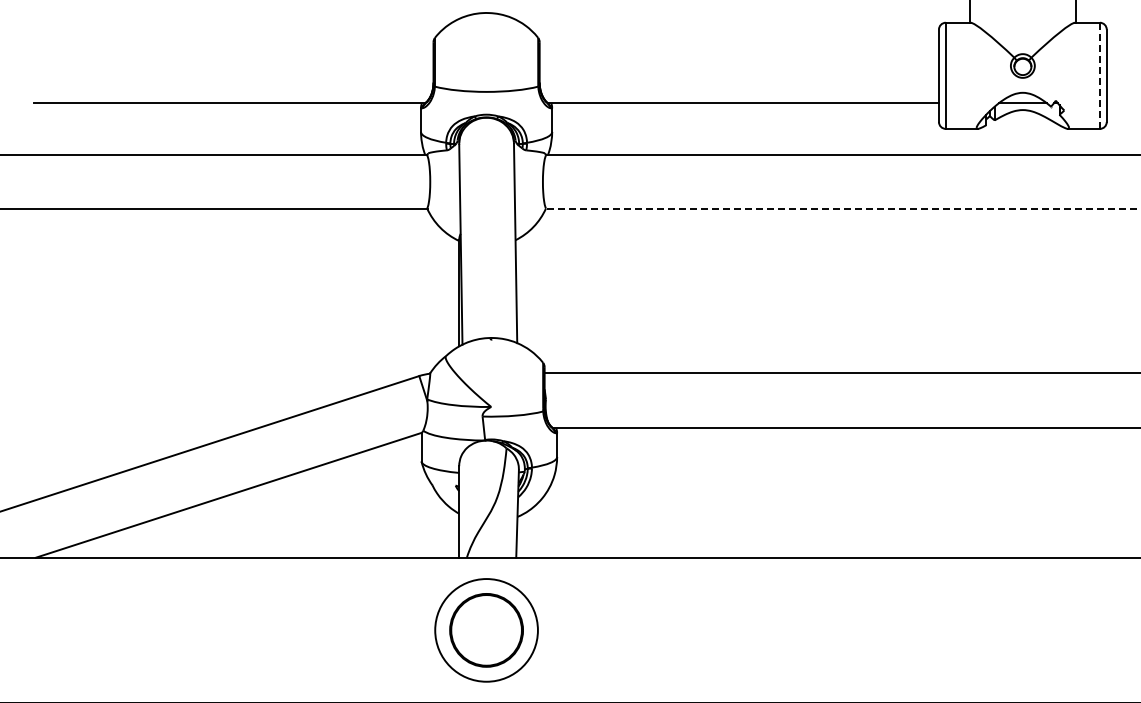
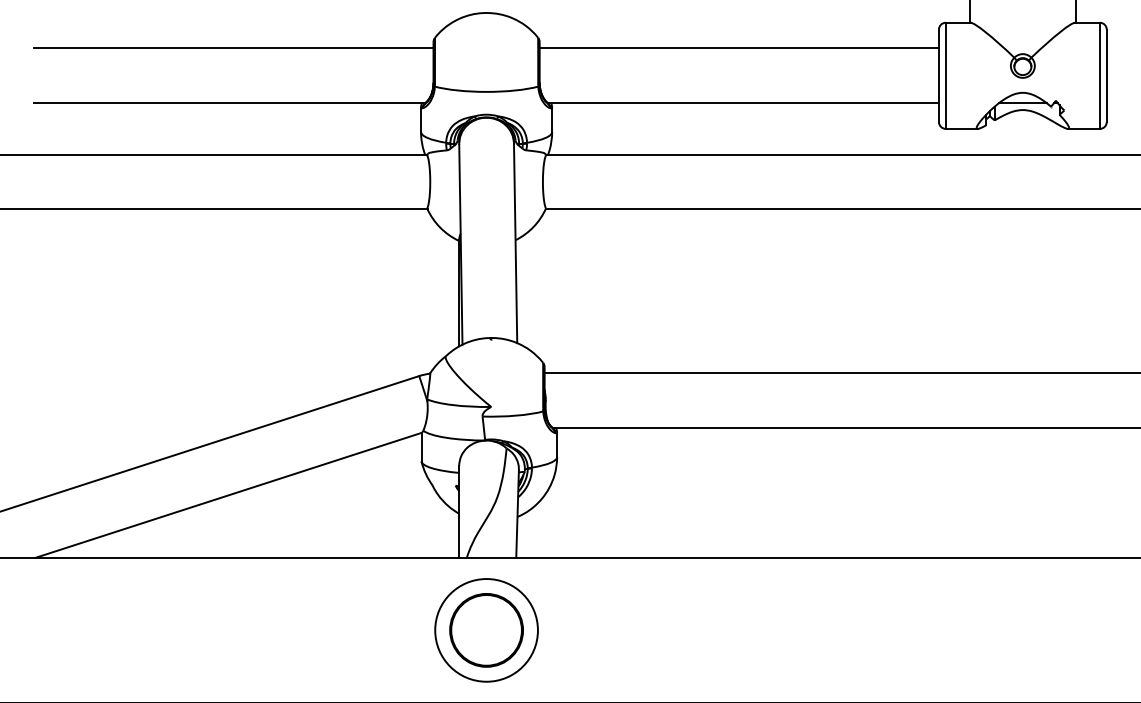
line: none -> present (233, 48)
line: none -> present (738, 48)
line: dashed -> solid (1099, 75)
line: dashed -> solid (842, 209)
